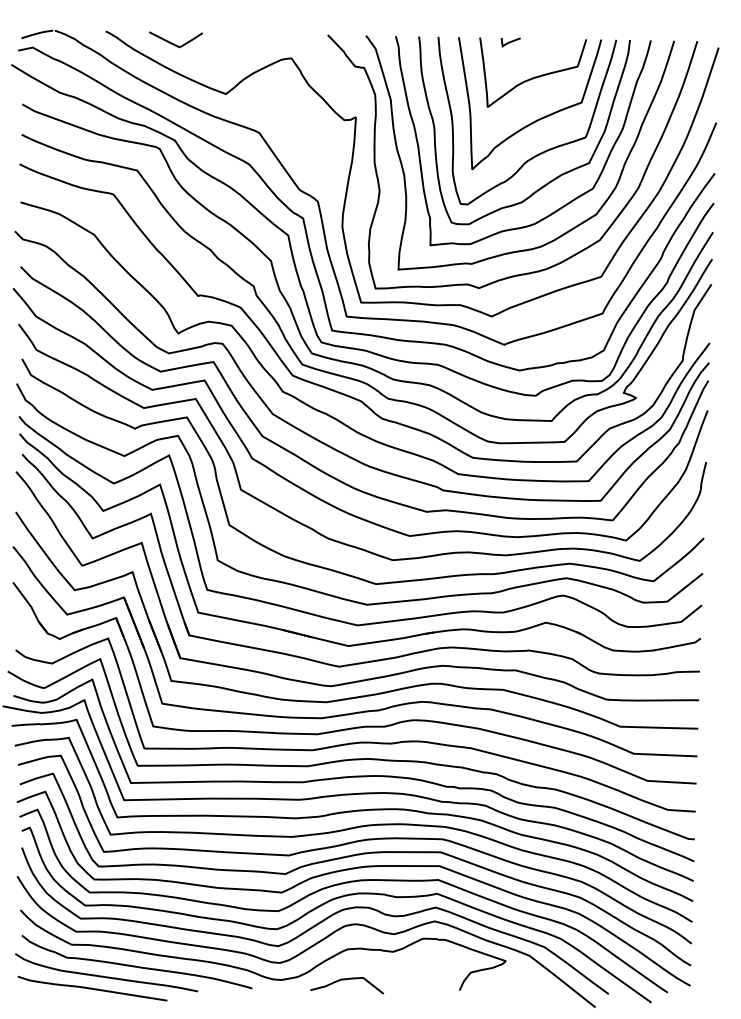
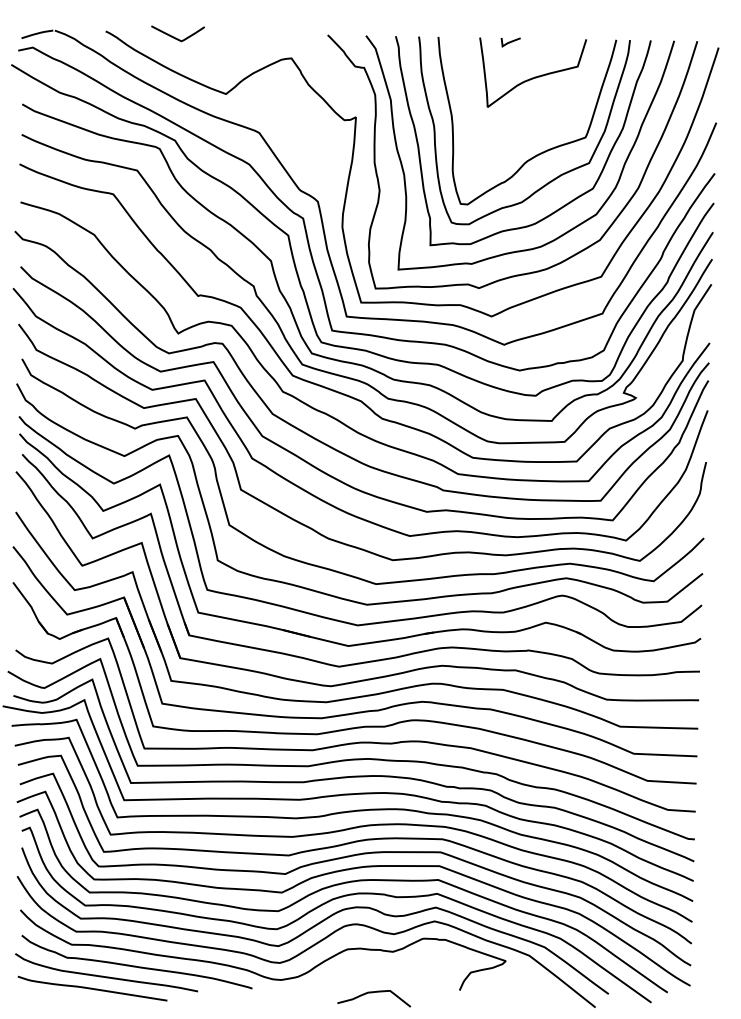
curve position: (174, 43) -> (176, 37) (176, 37)
curve: present -> none (536, 119)
curve position: (345, 980) -> (372, 993) (372, 993)
